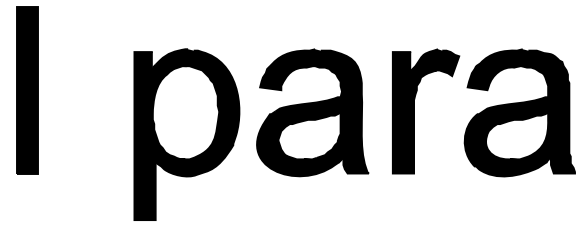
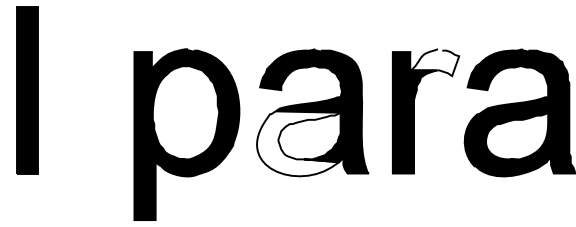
fill: present -> none (435, 62)
fill: present -> none (298, 143)
